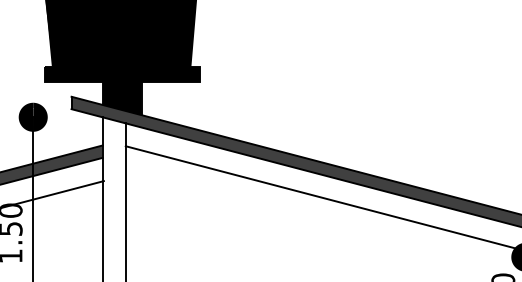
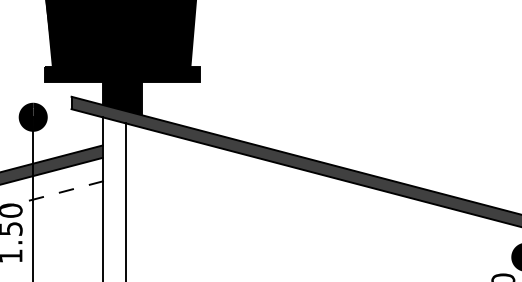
line: solid -> dashed (51, 194)
line: present -> none (321, 197)
